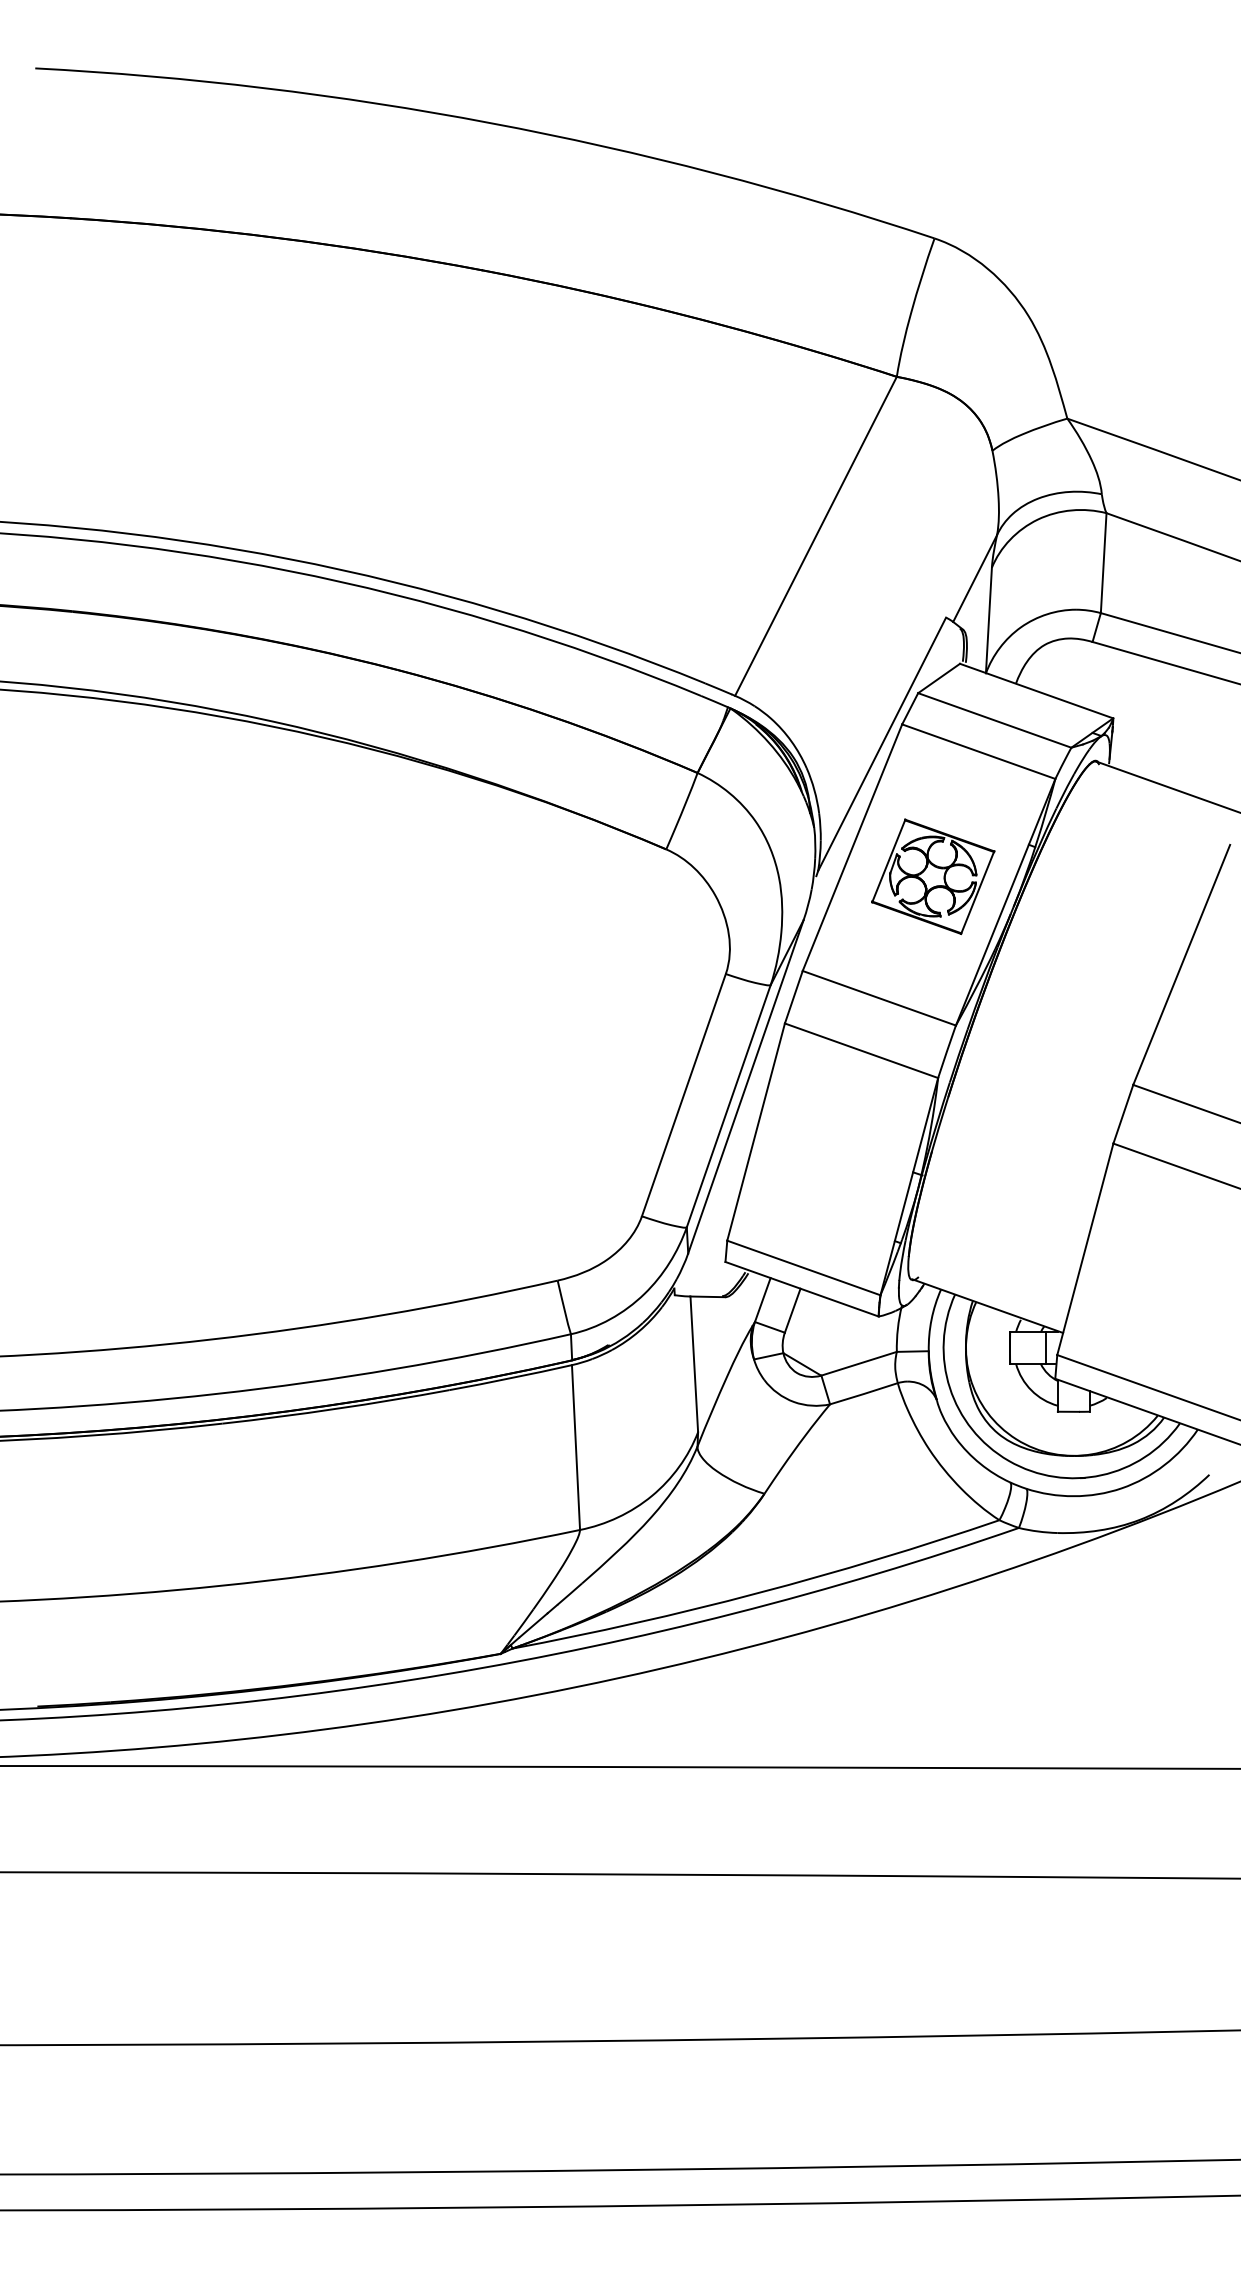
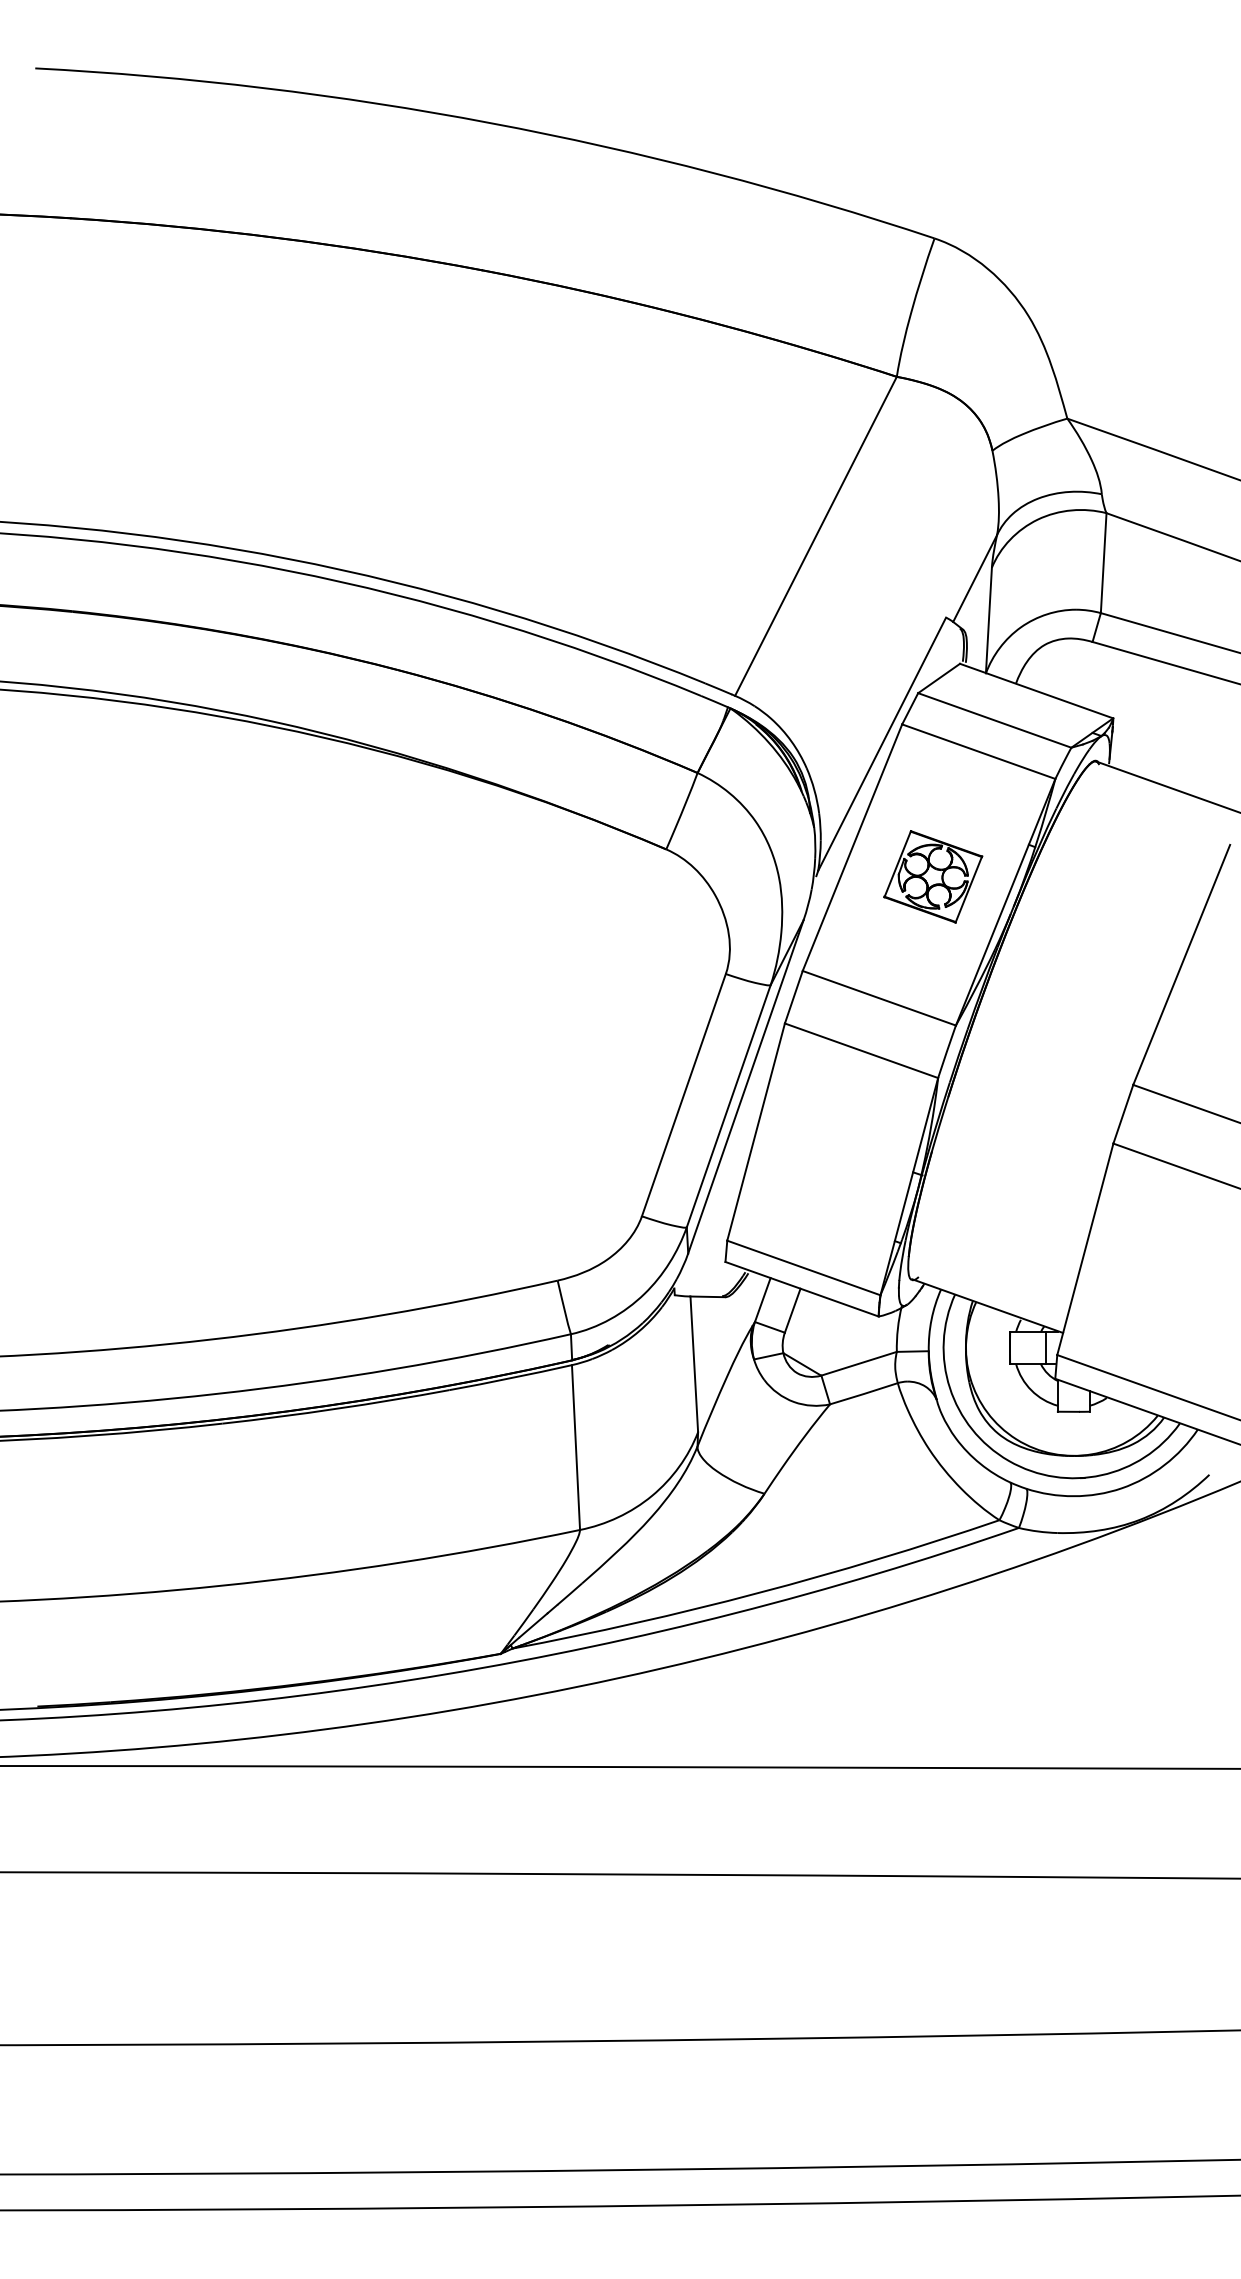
part size: 125x118 px -> 101x94 px (933, 876)
